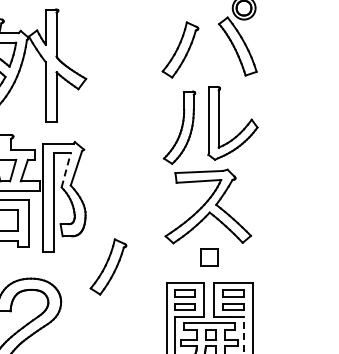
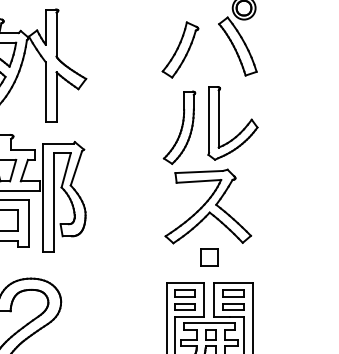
line: dashed -> solid (66, 170)
part: present -> none (108, 266)
line: dashed -> solid (244, 334)
